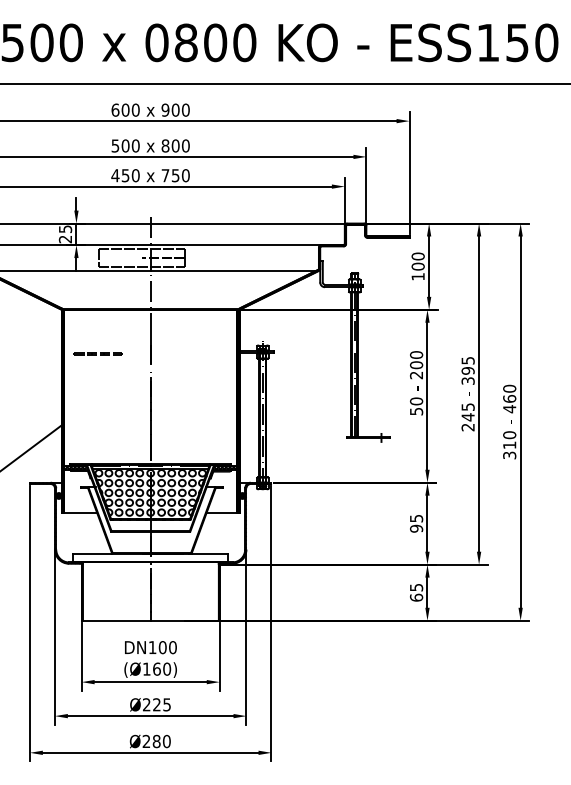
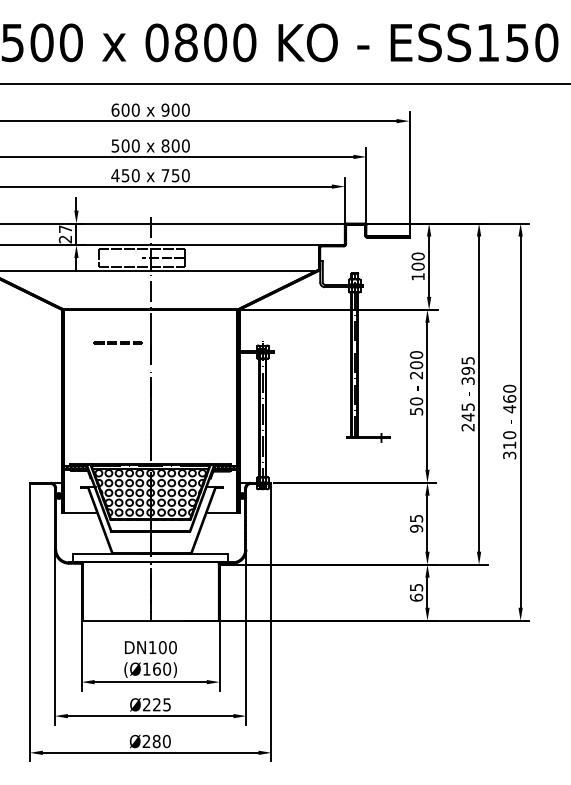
text: 25 -> 27 (65, 229)
line position: (96, 353) -> (116, 342) (116, 342)
line: present -> none (32, 446)
